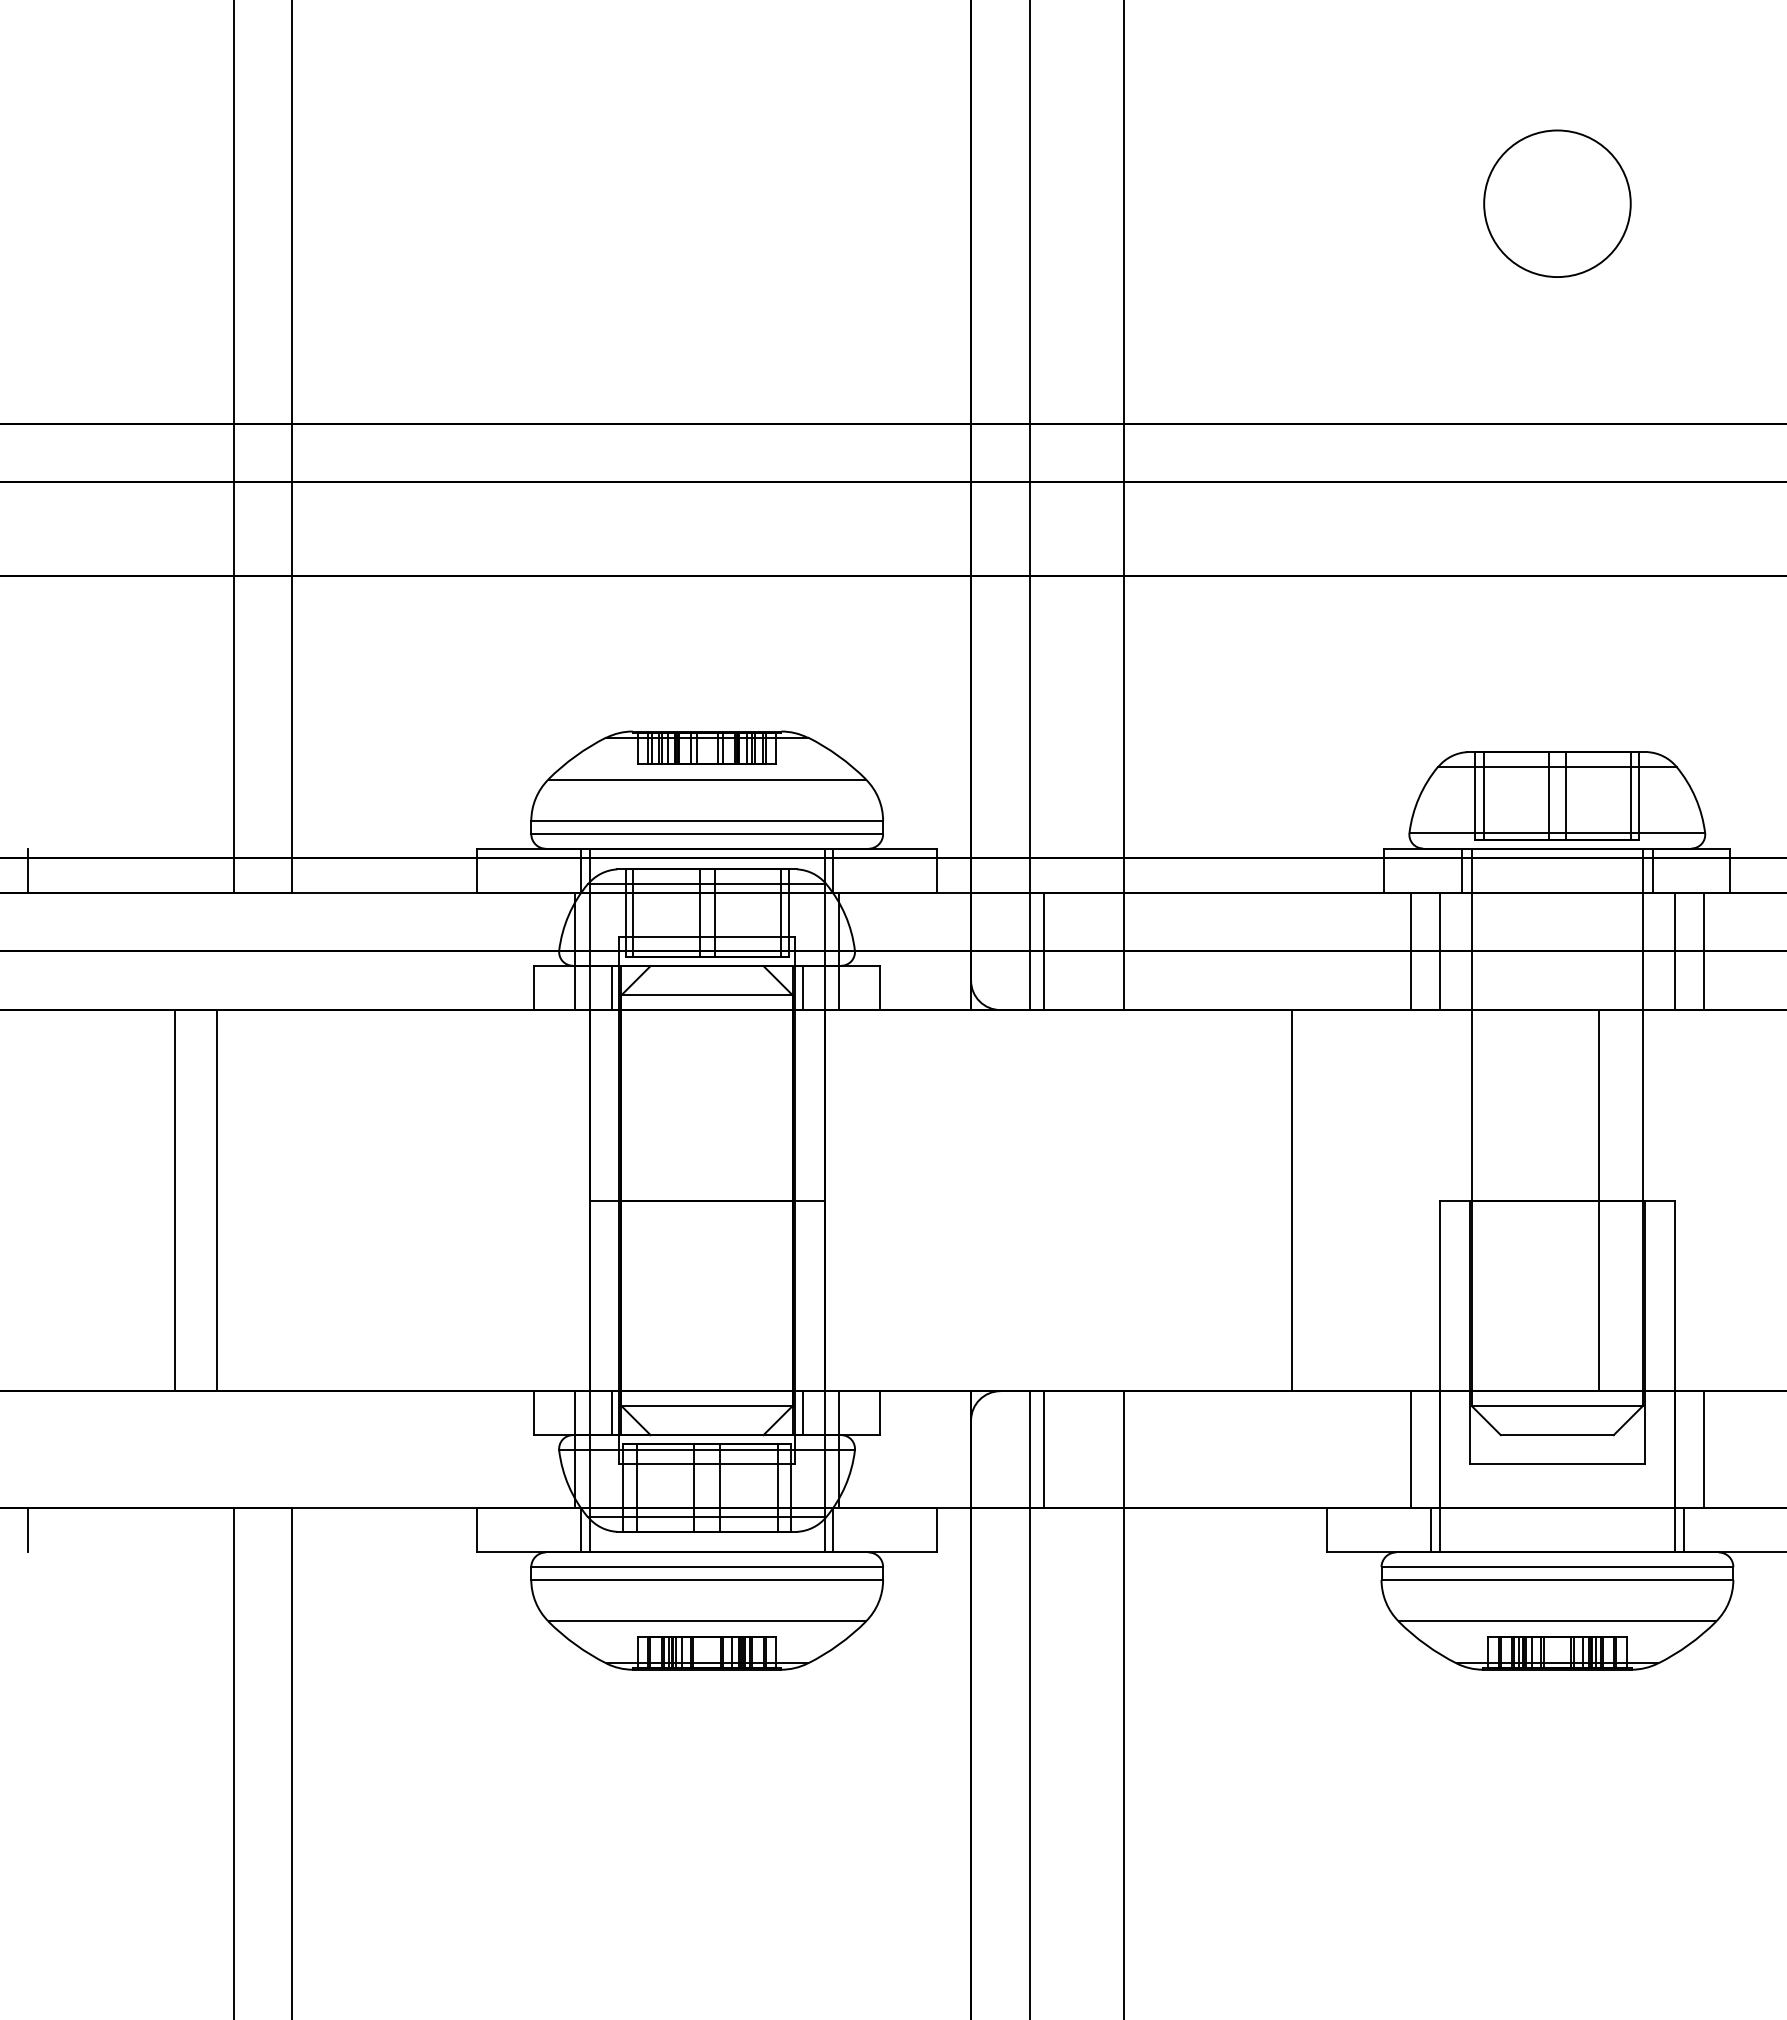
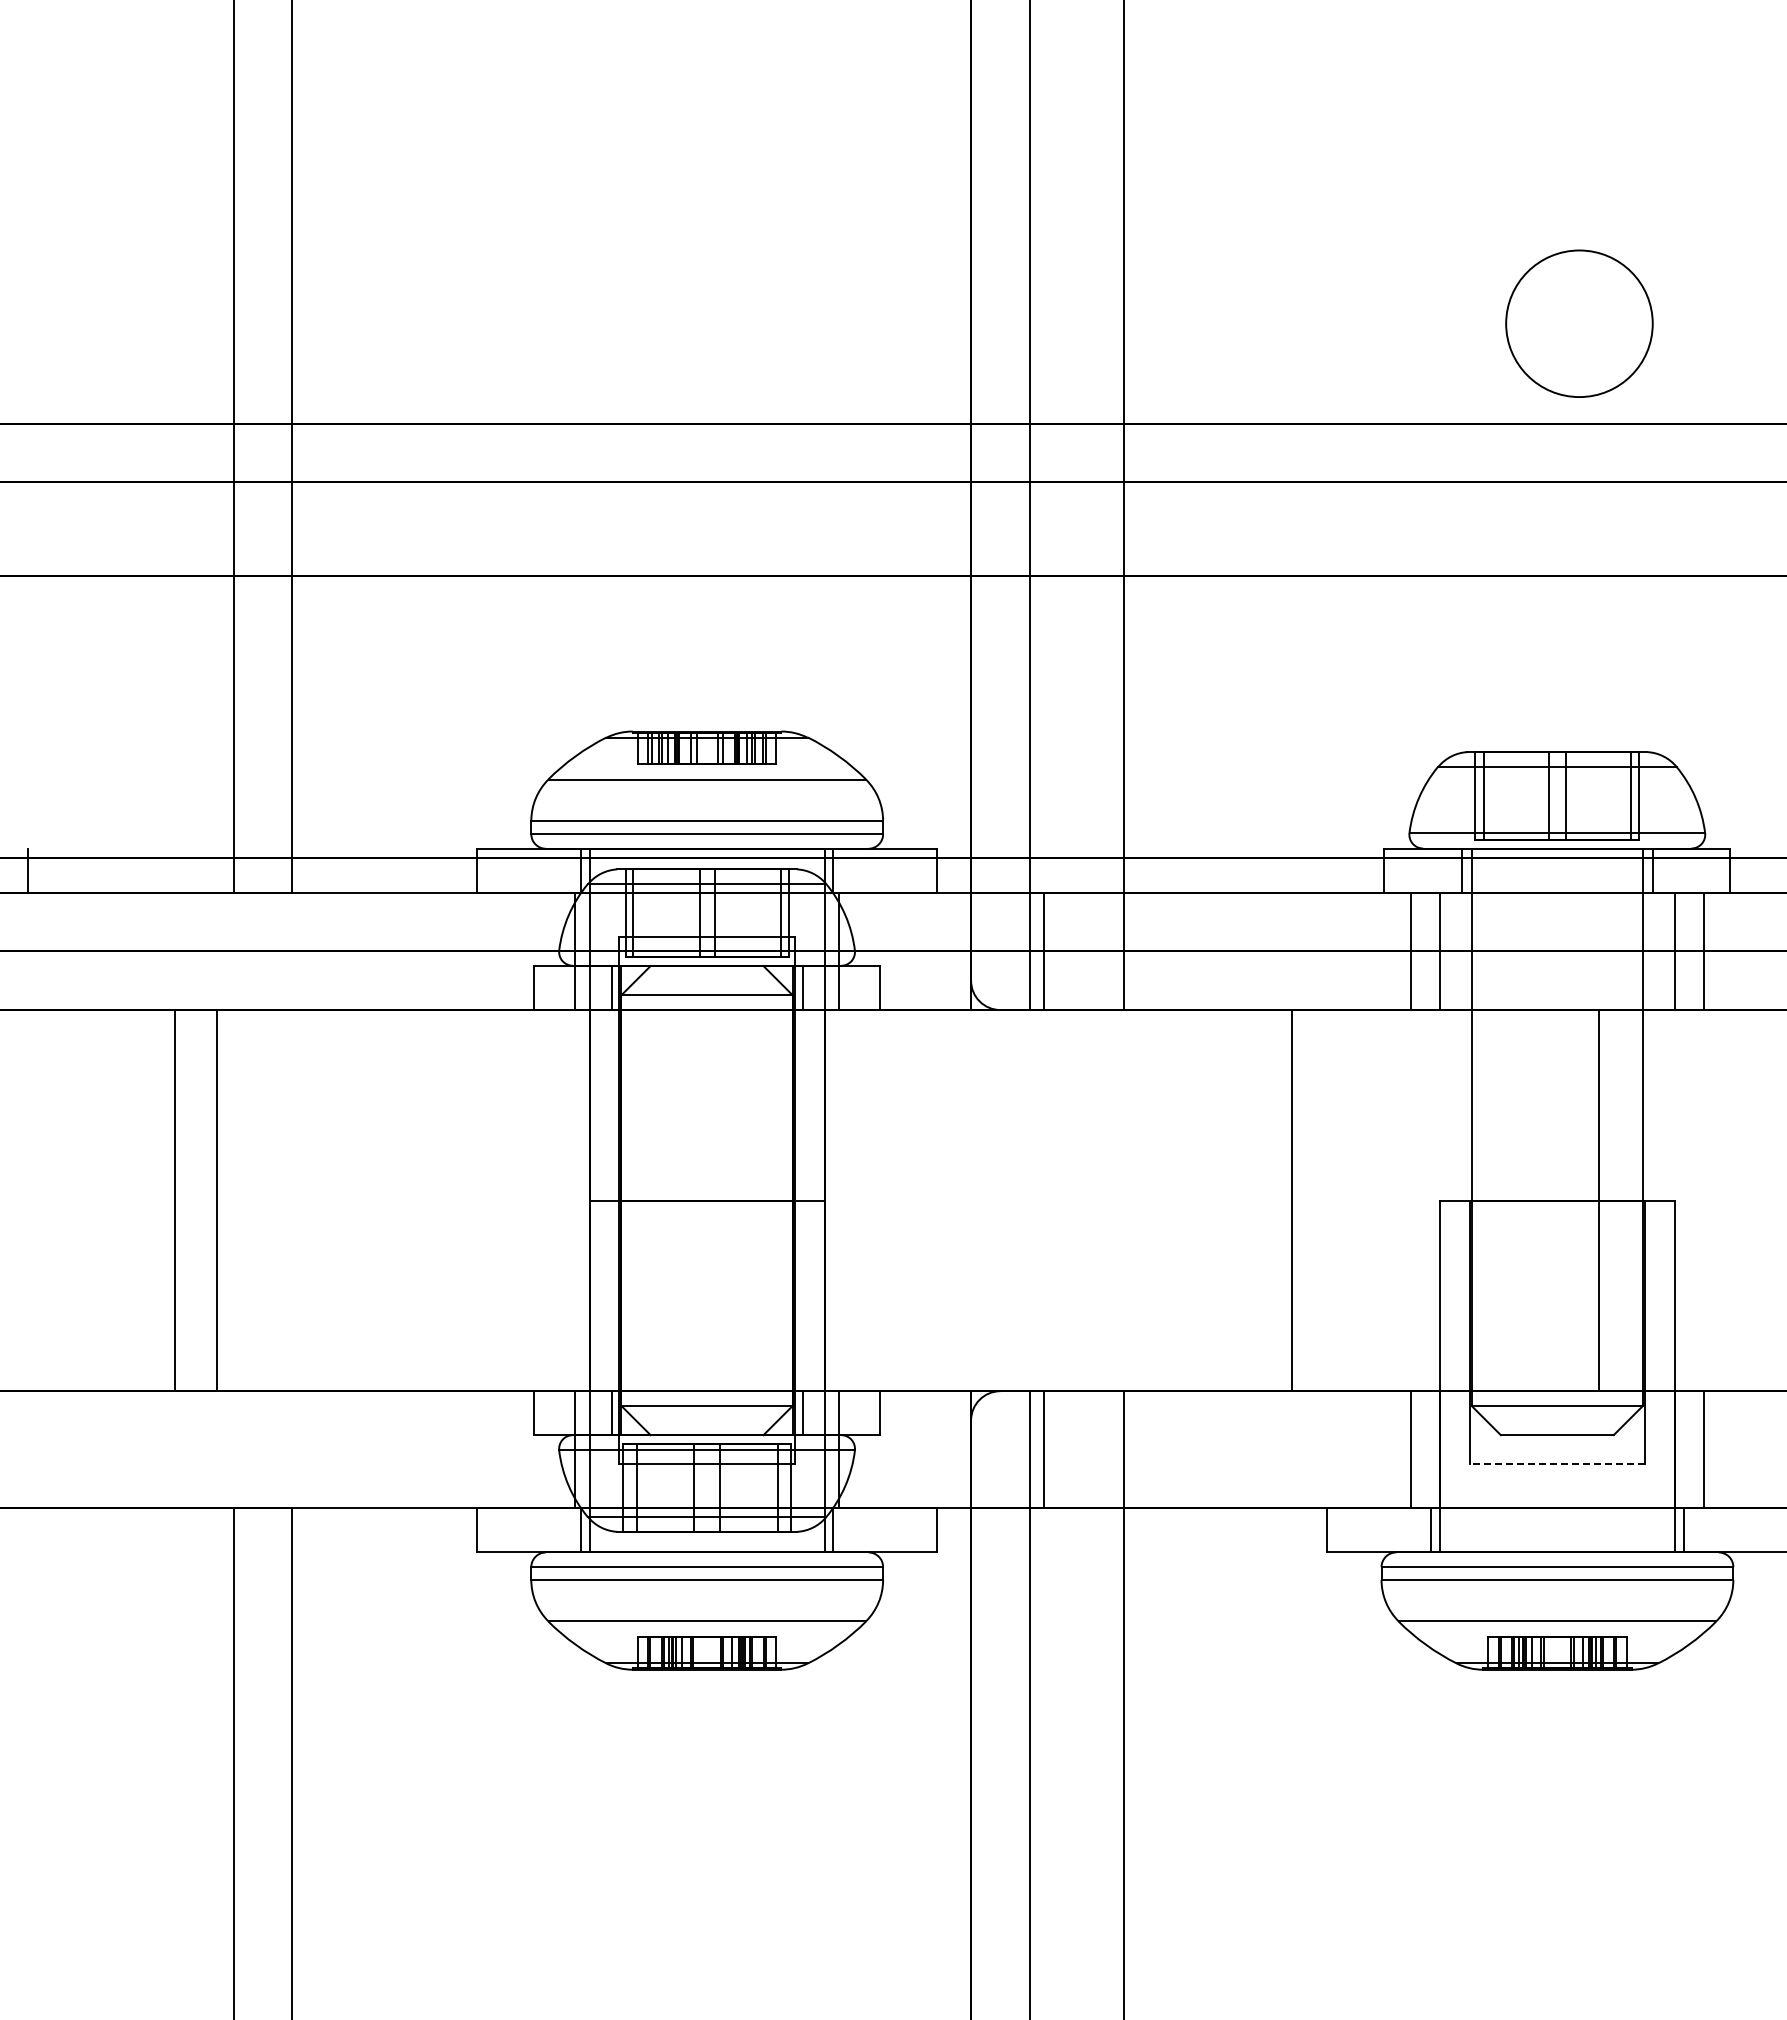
circle position: (1557, 203) -> (1579, 323) (1579, 323)
line: solid -> dashed (1557, 1464)
line: present -> none (28, 1530)
